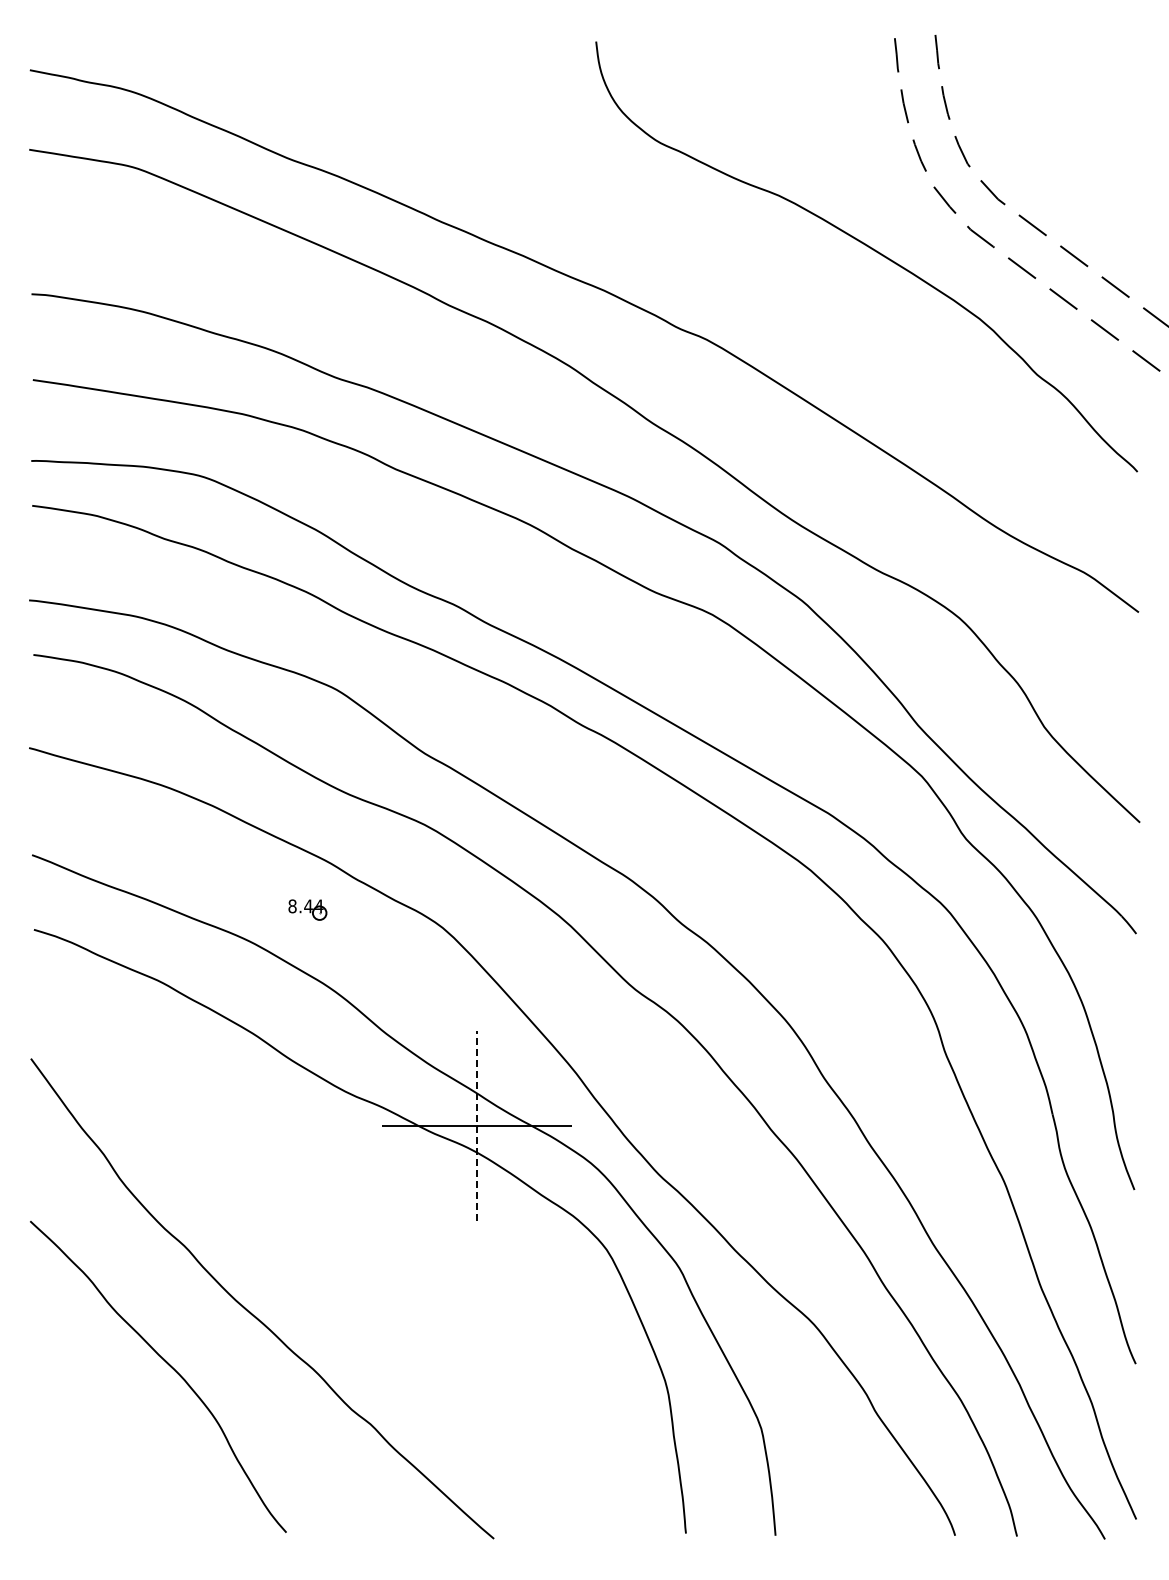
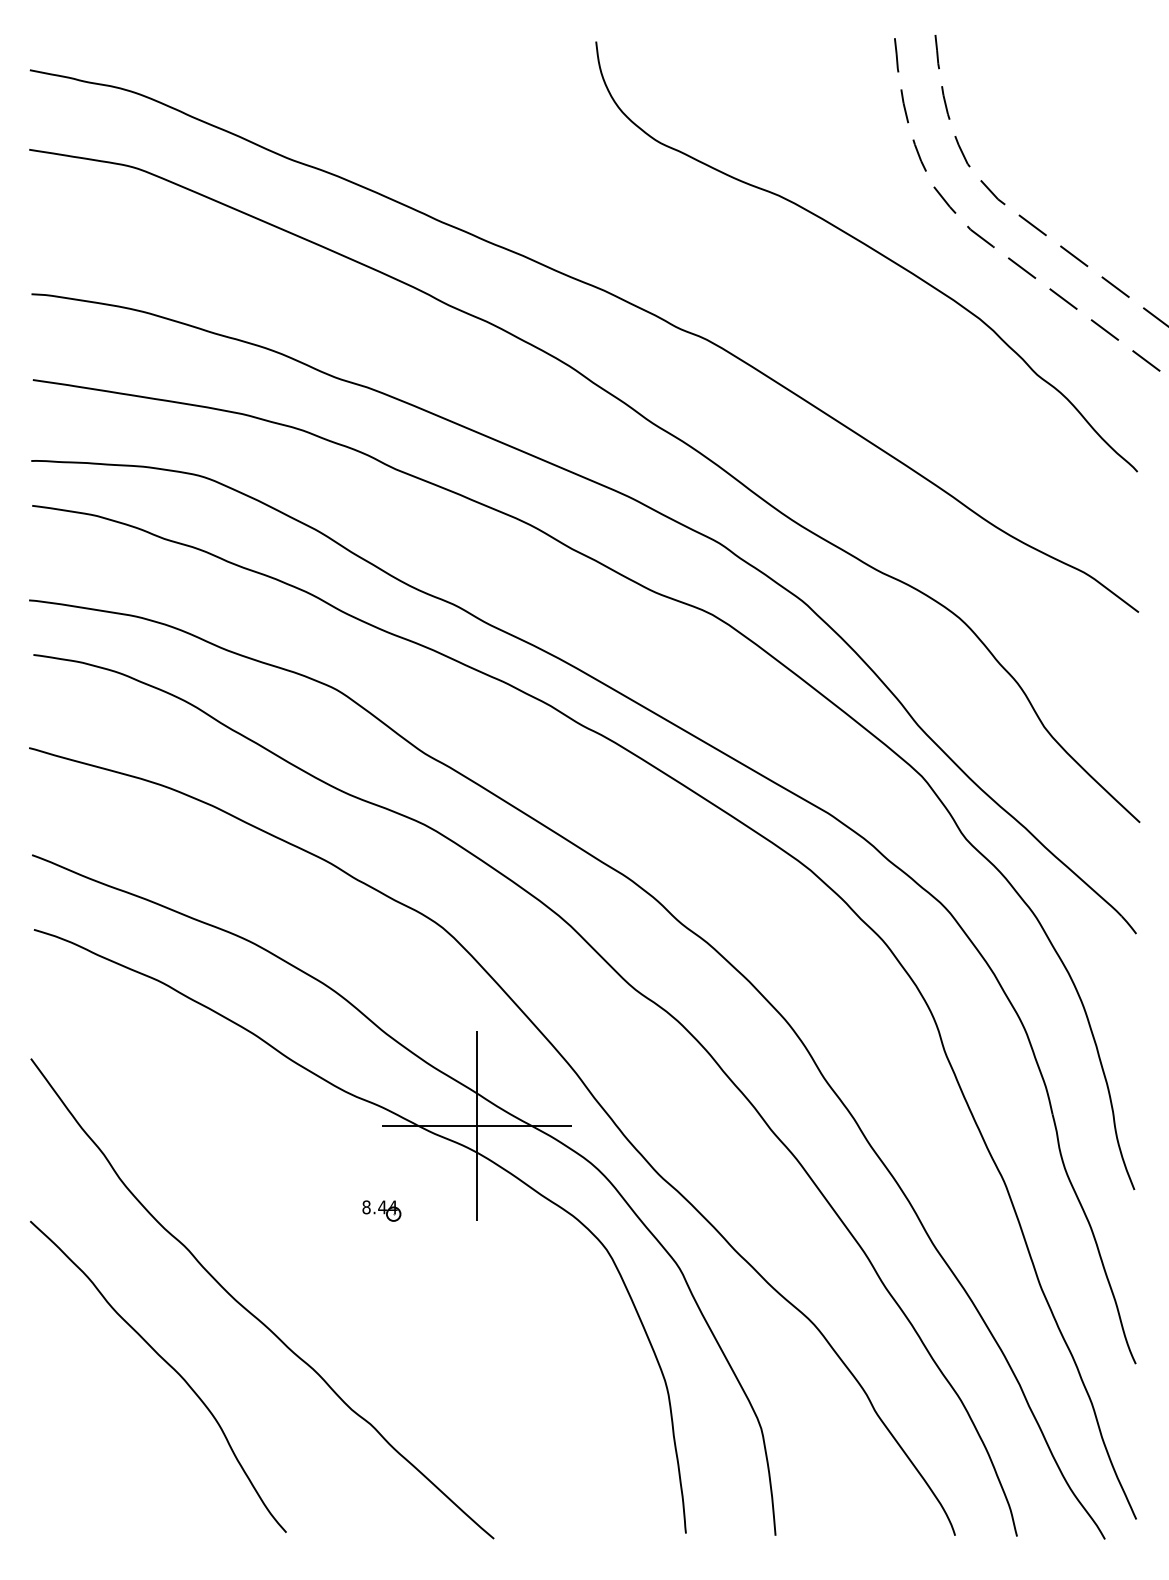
part position: (307, 909) -> (381, 1210) (381, 1210)
line: dashed -> solid (477, 1126)
